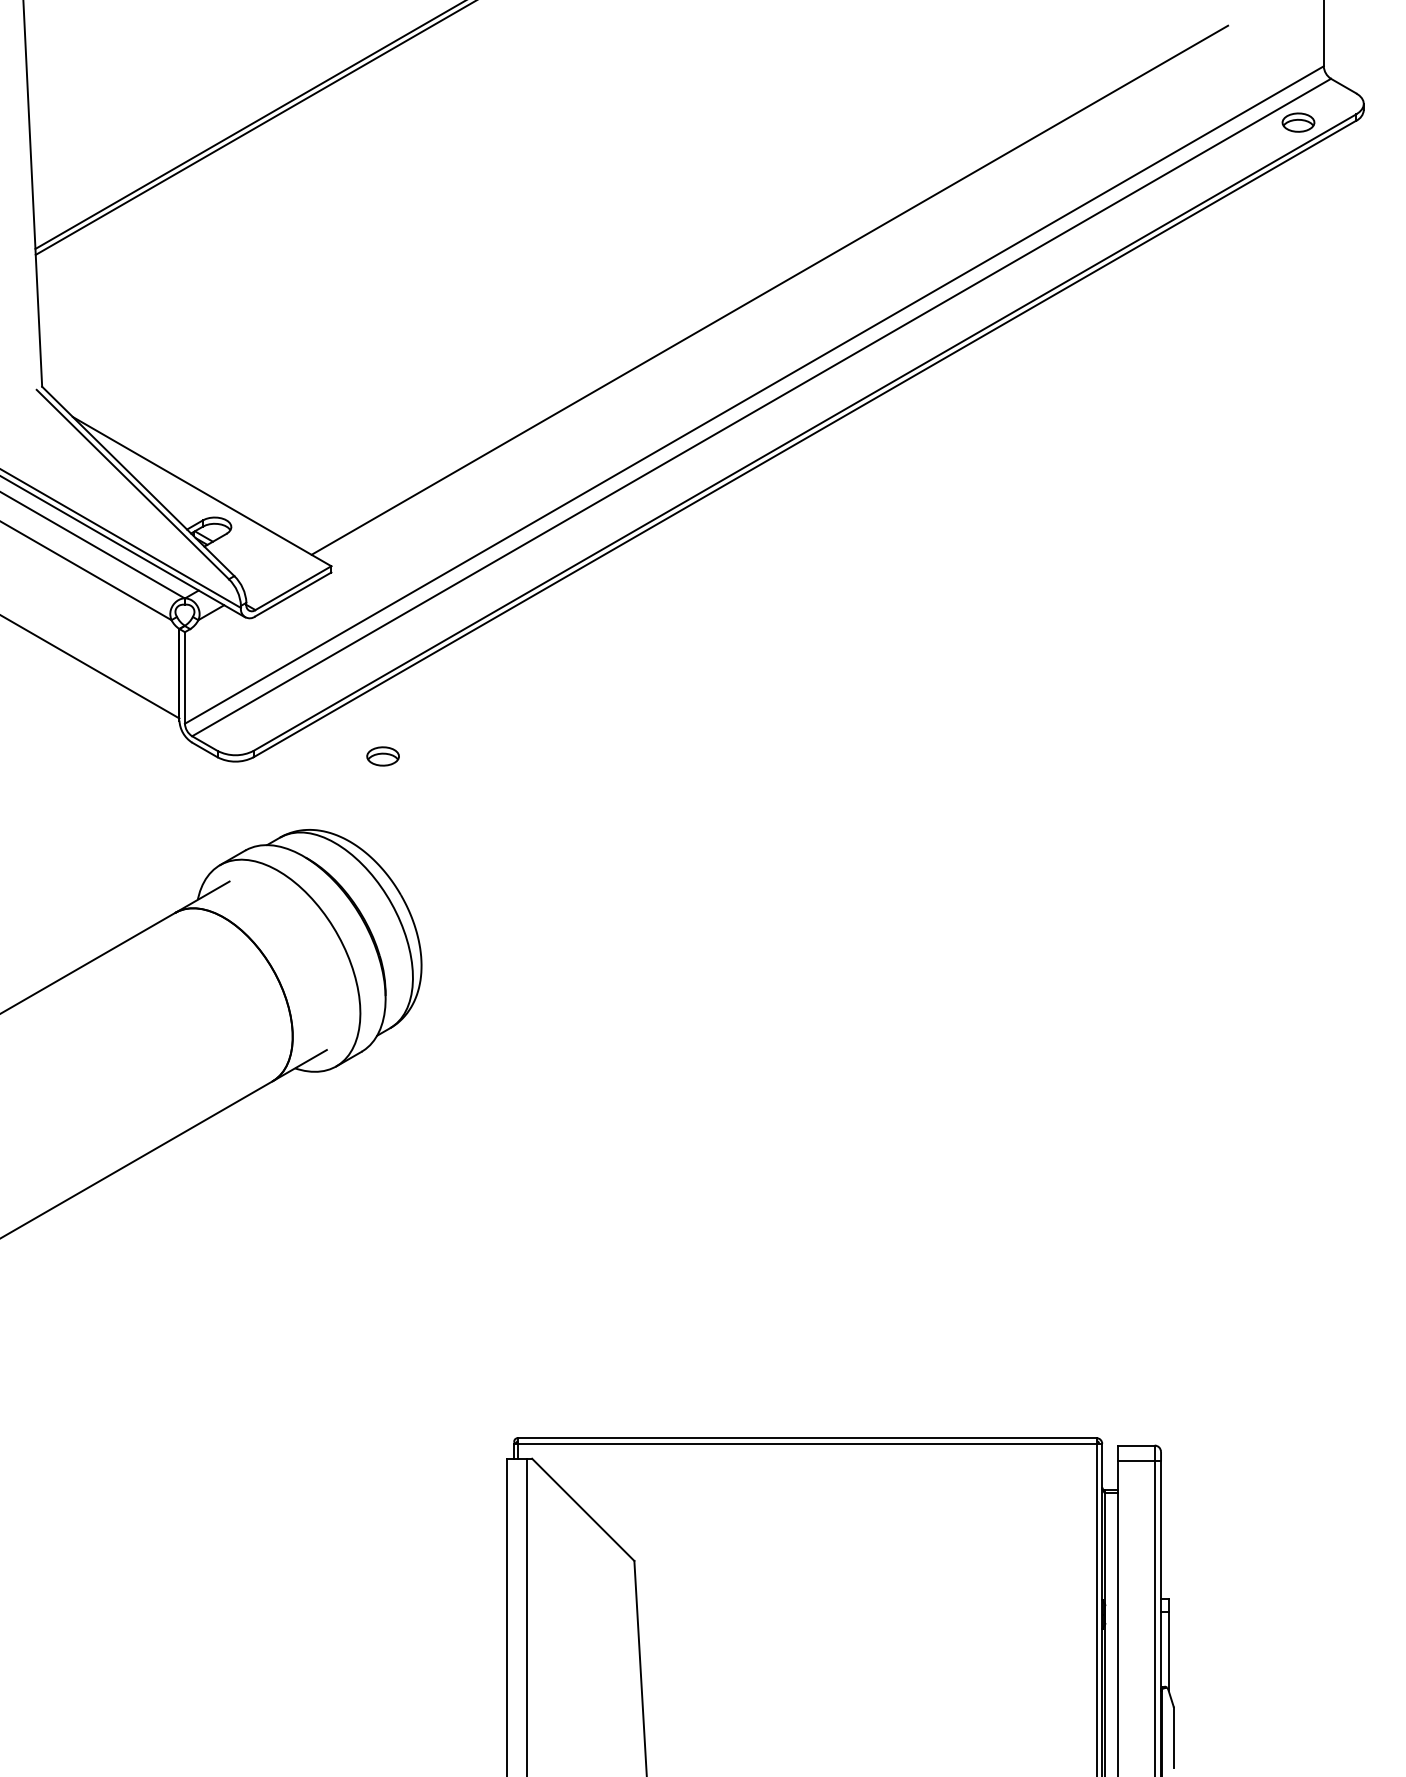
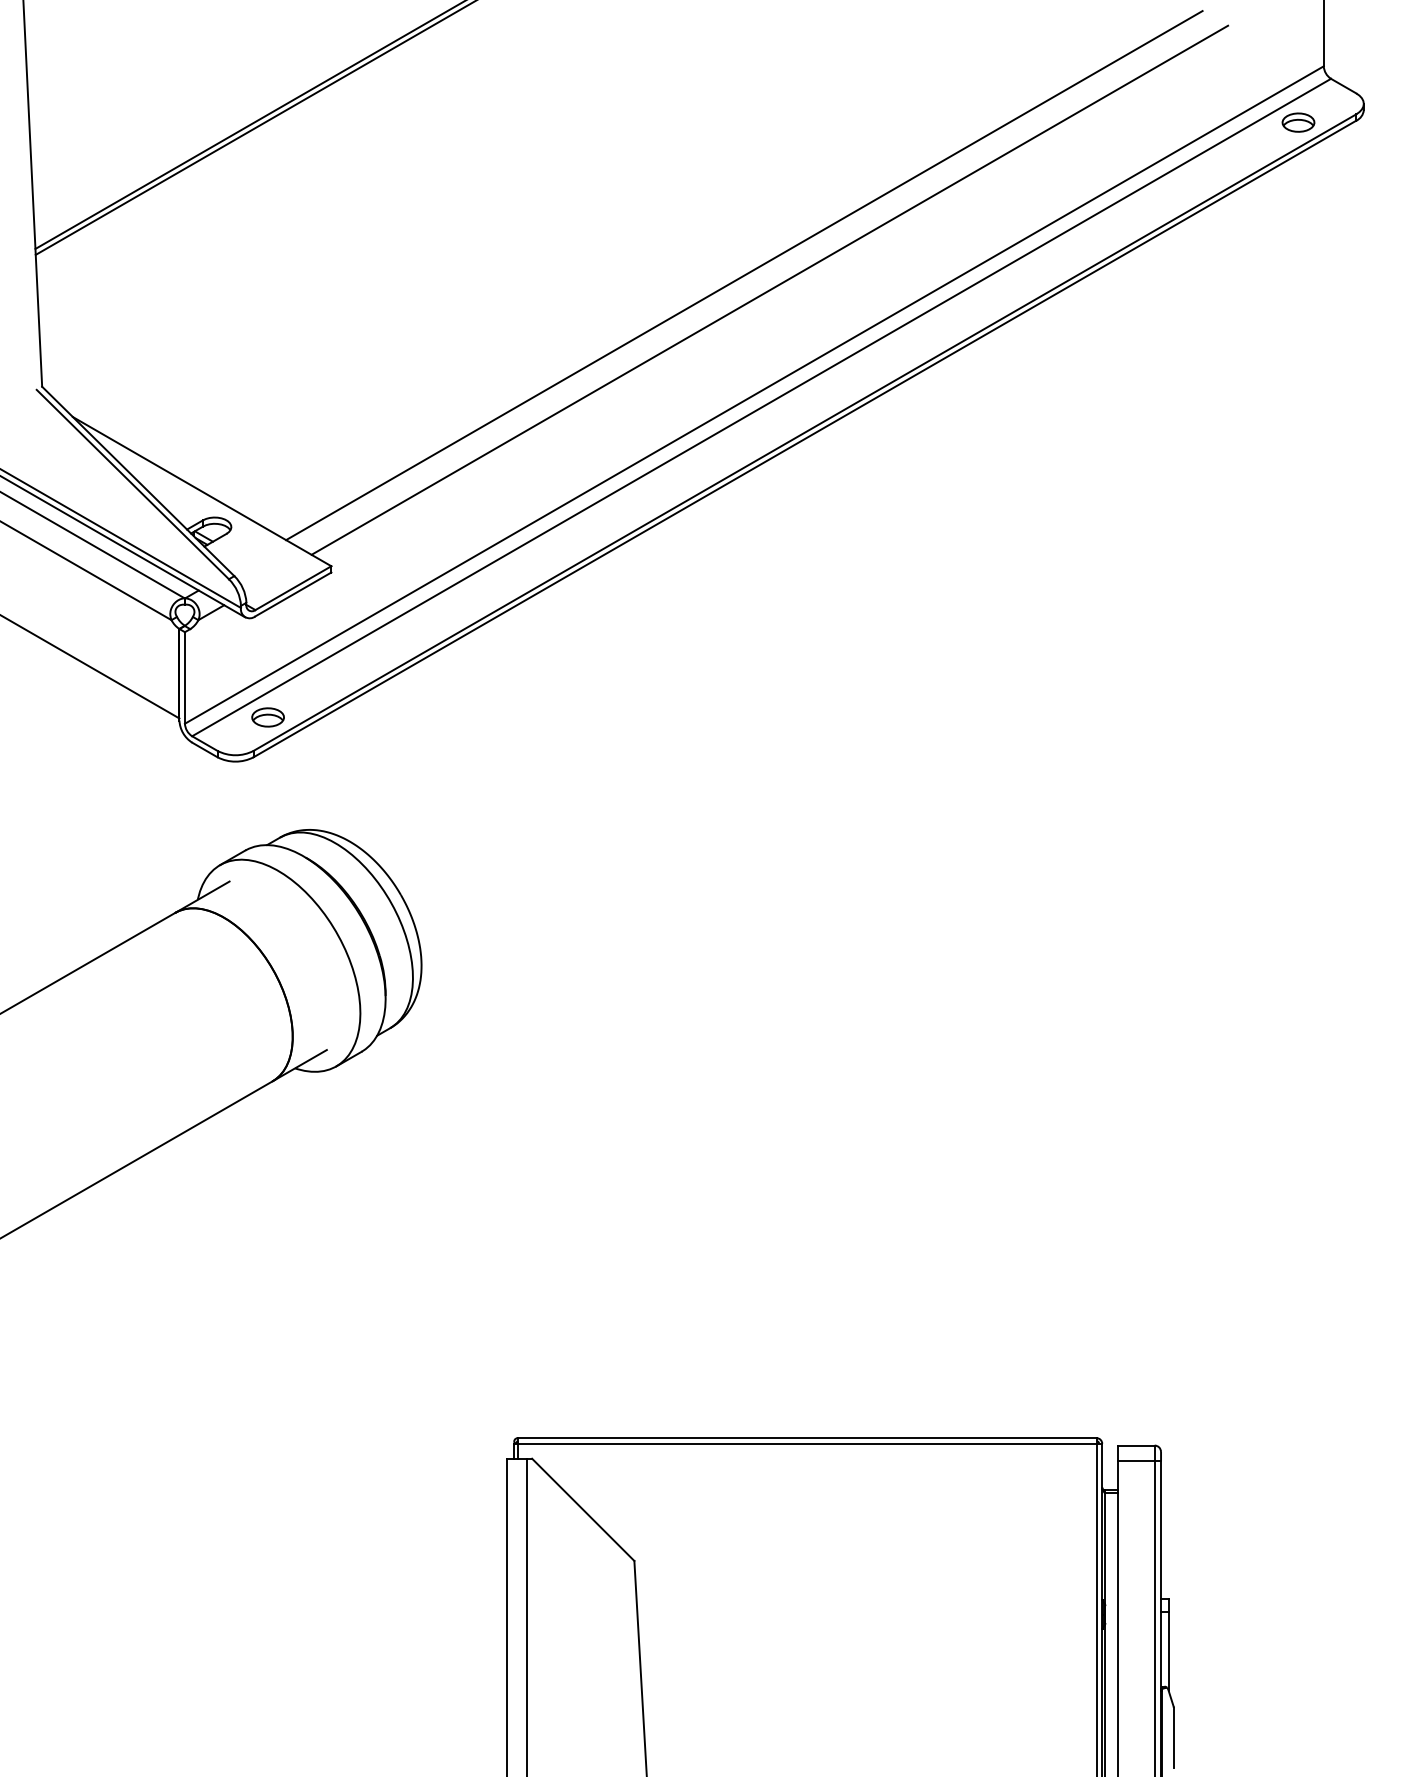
line: none -> present (744, 275)
part position: (382, 756) -> (267, 717) (267, 717)
